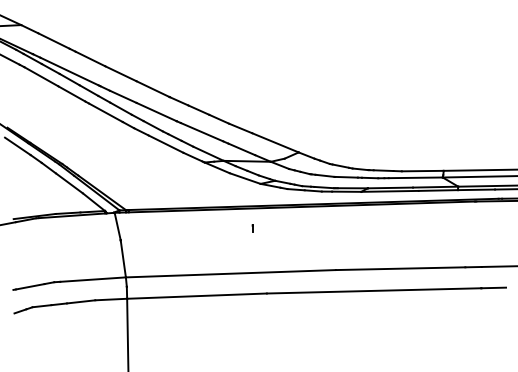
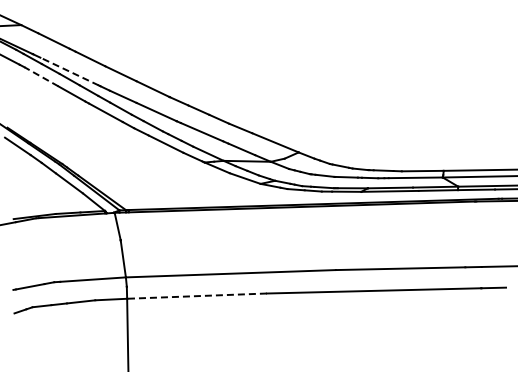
line: solid -> dashed (69, 71)
line: solid -> dashed (40, 76)
part: present -> none (252, 228)
line: solid -> dashed (197, 296)
